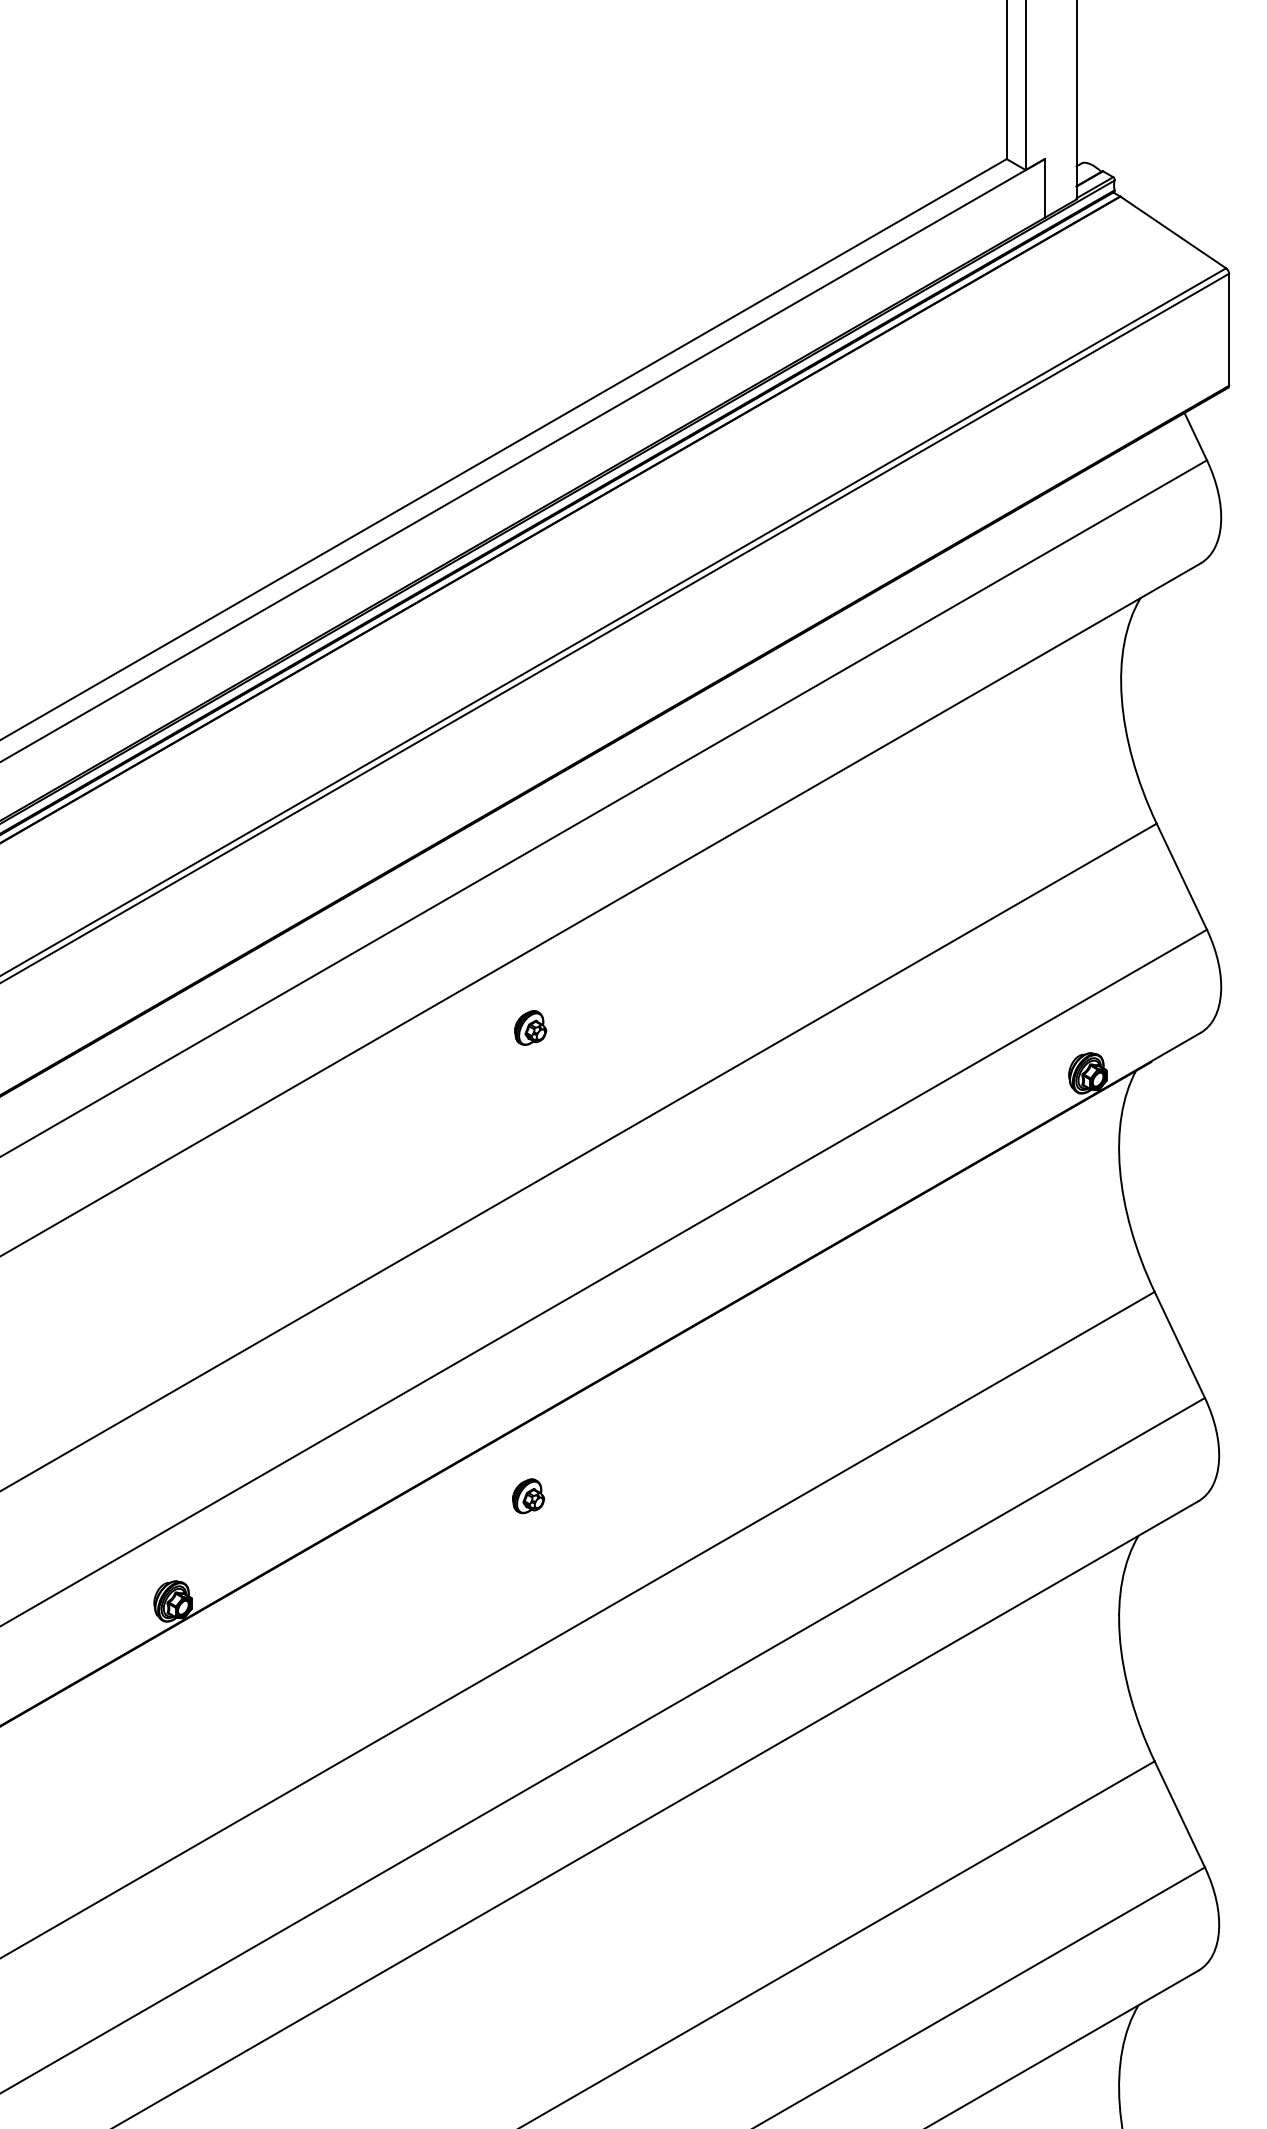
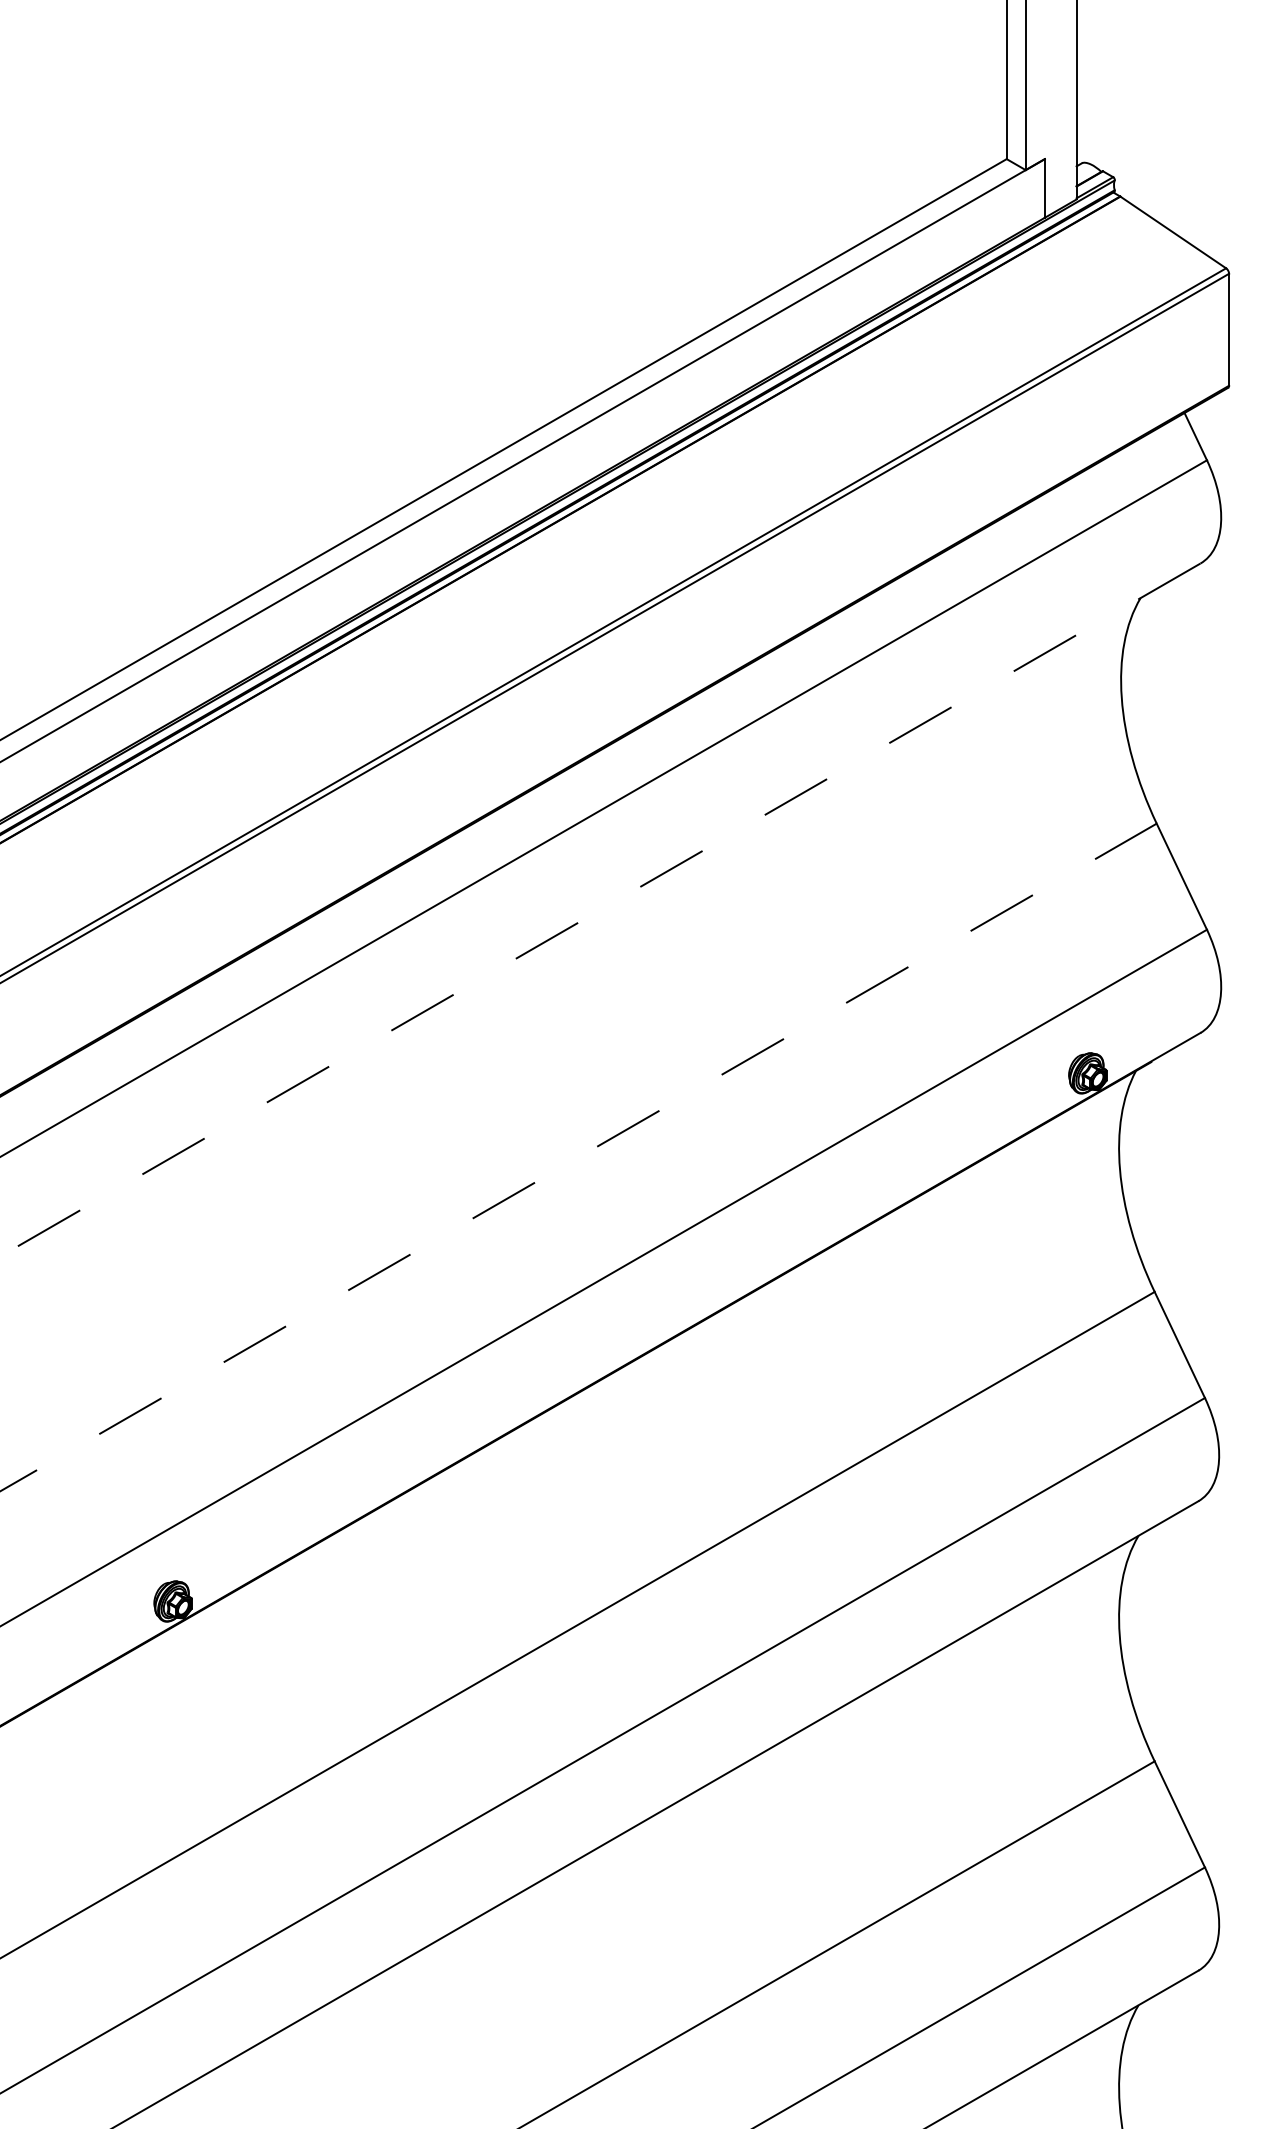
line: solid -> dashed (600, 910)
part: present -> none (530, 1027)
line: solid -> dashed (579, 1157)
part: present -> none (528, 1496)
